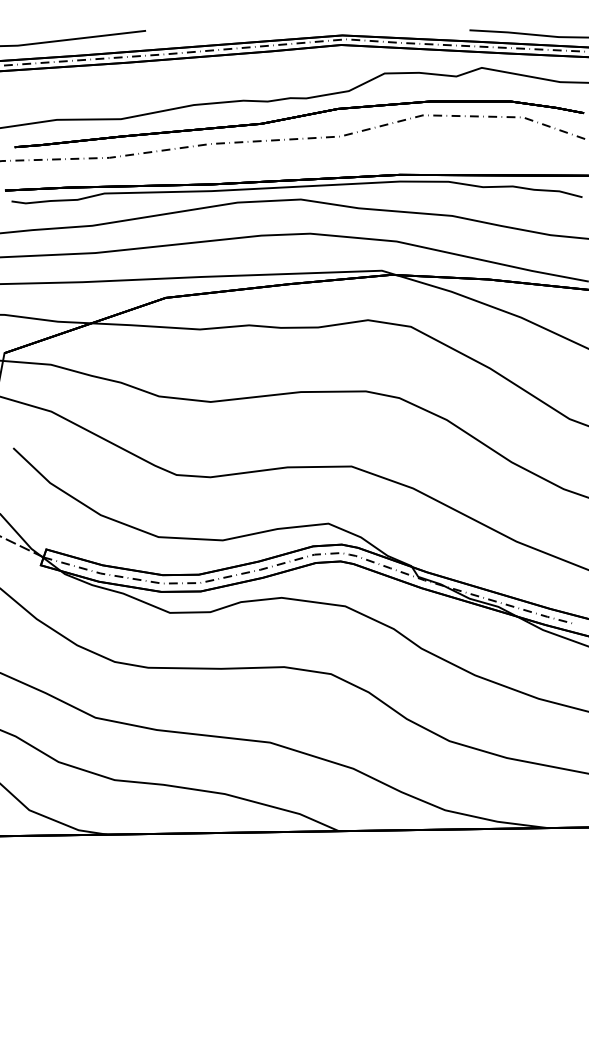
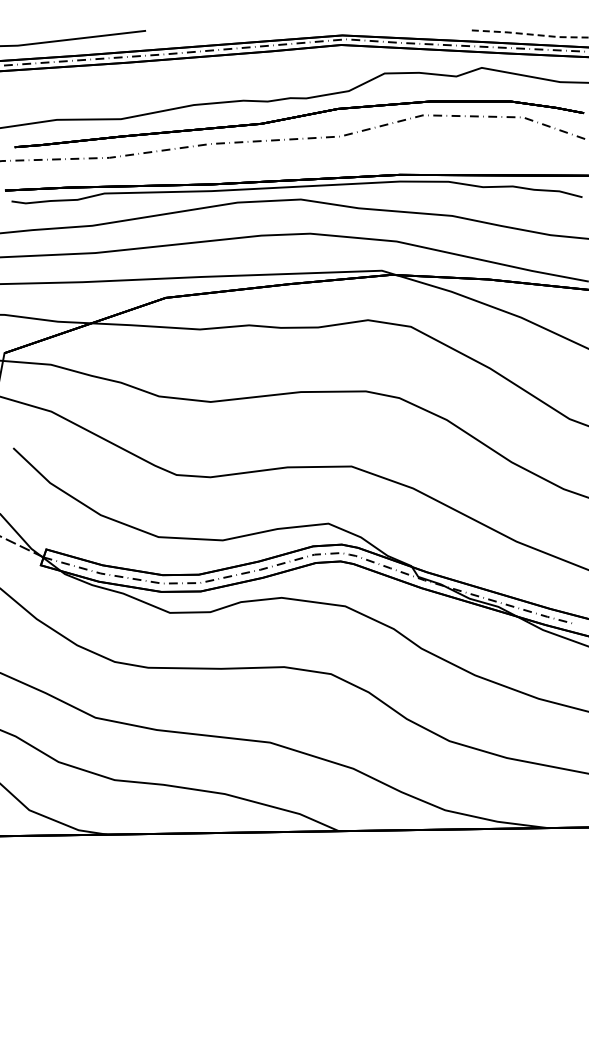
line: solid -> dashed (528, 34)
